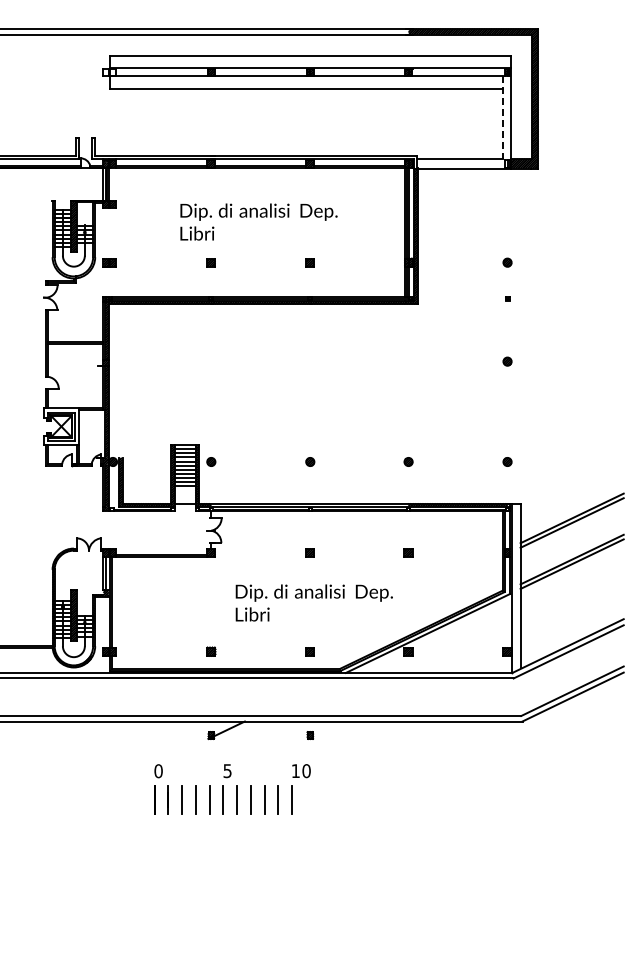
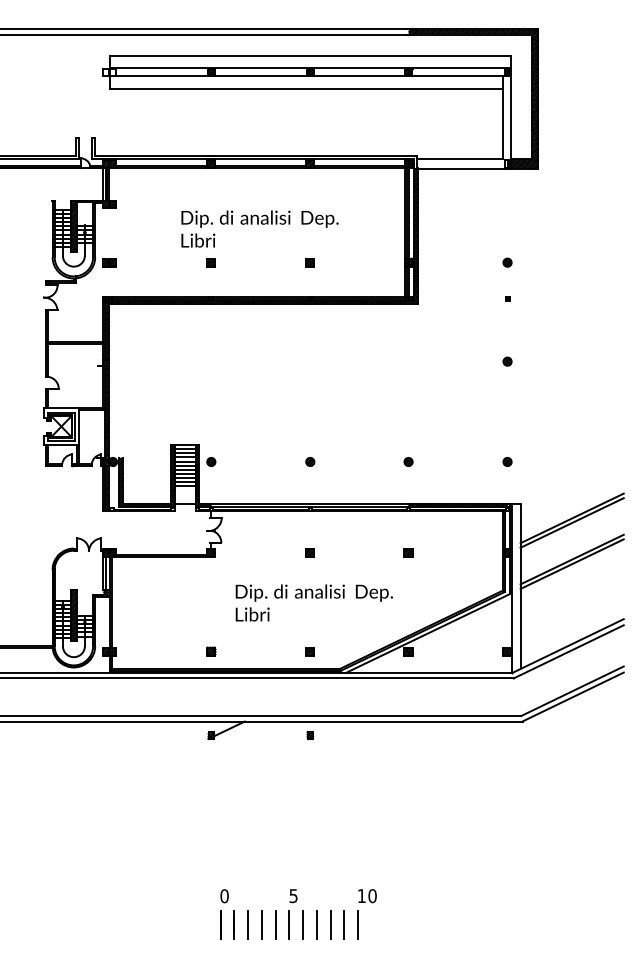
line: dashed -> solid (502, 118)
text position: (258, 221) -> (259, 228) (259, 228)
part position: (232, 789) -> (298, 914) (298, 914)
